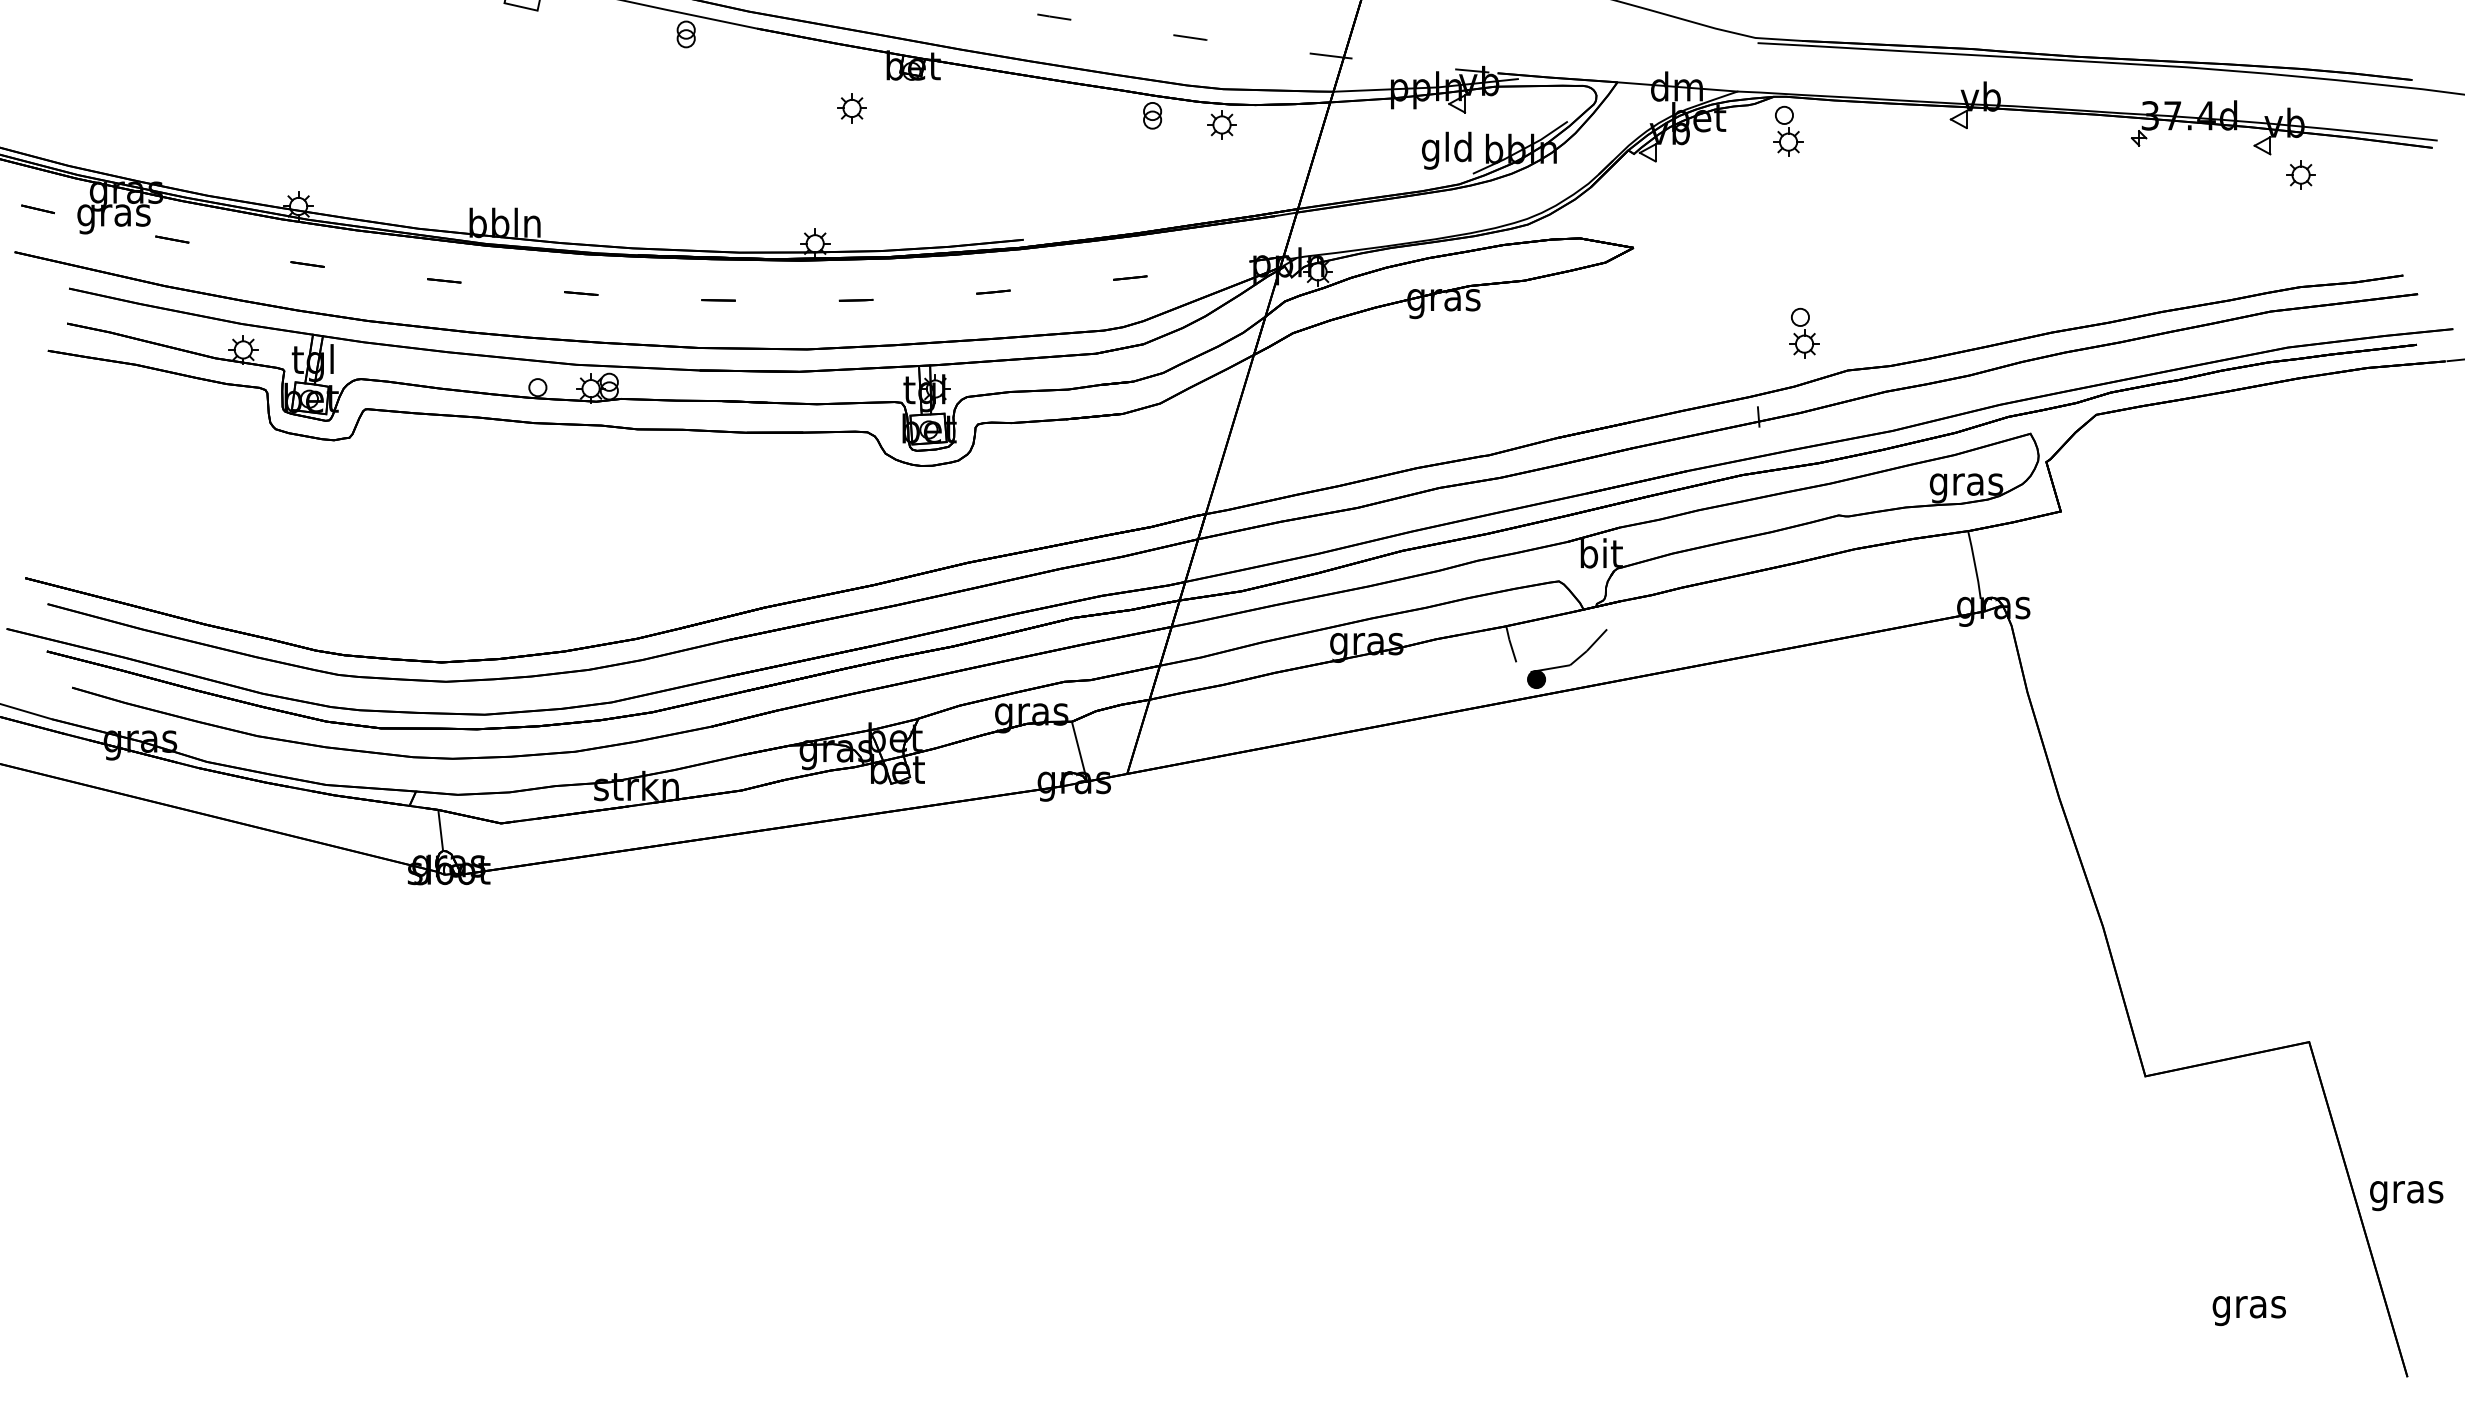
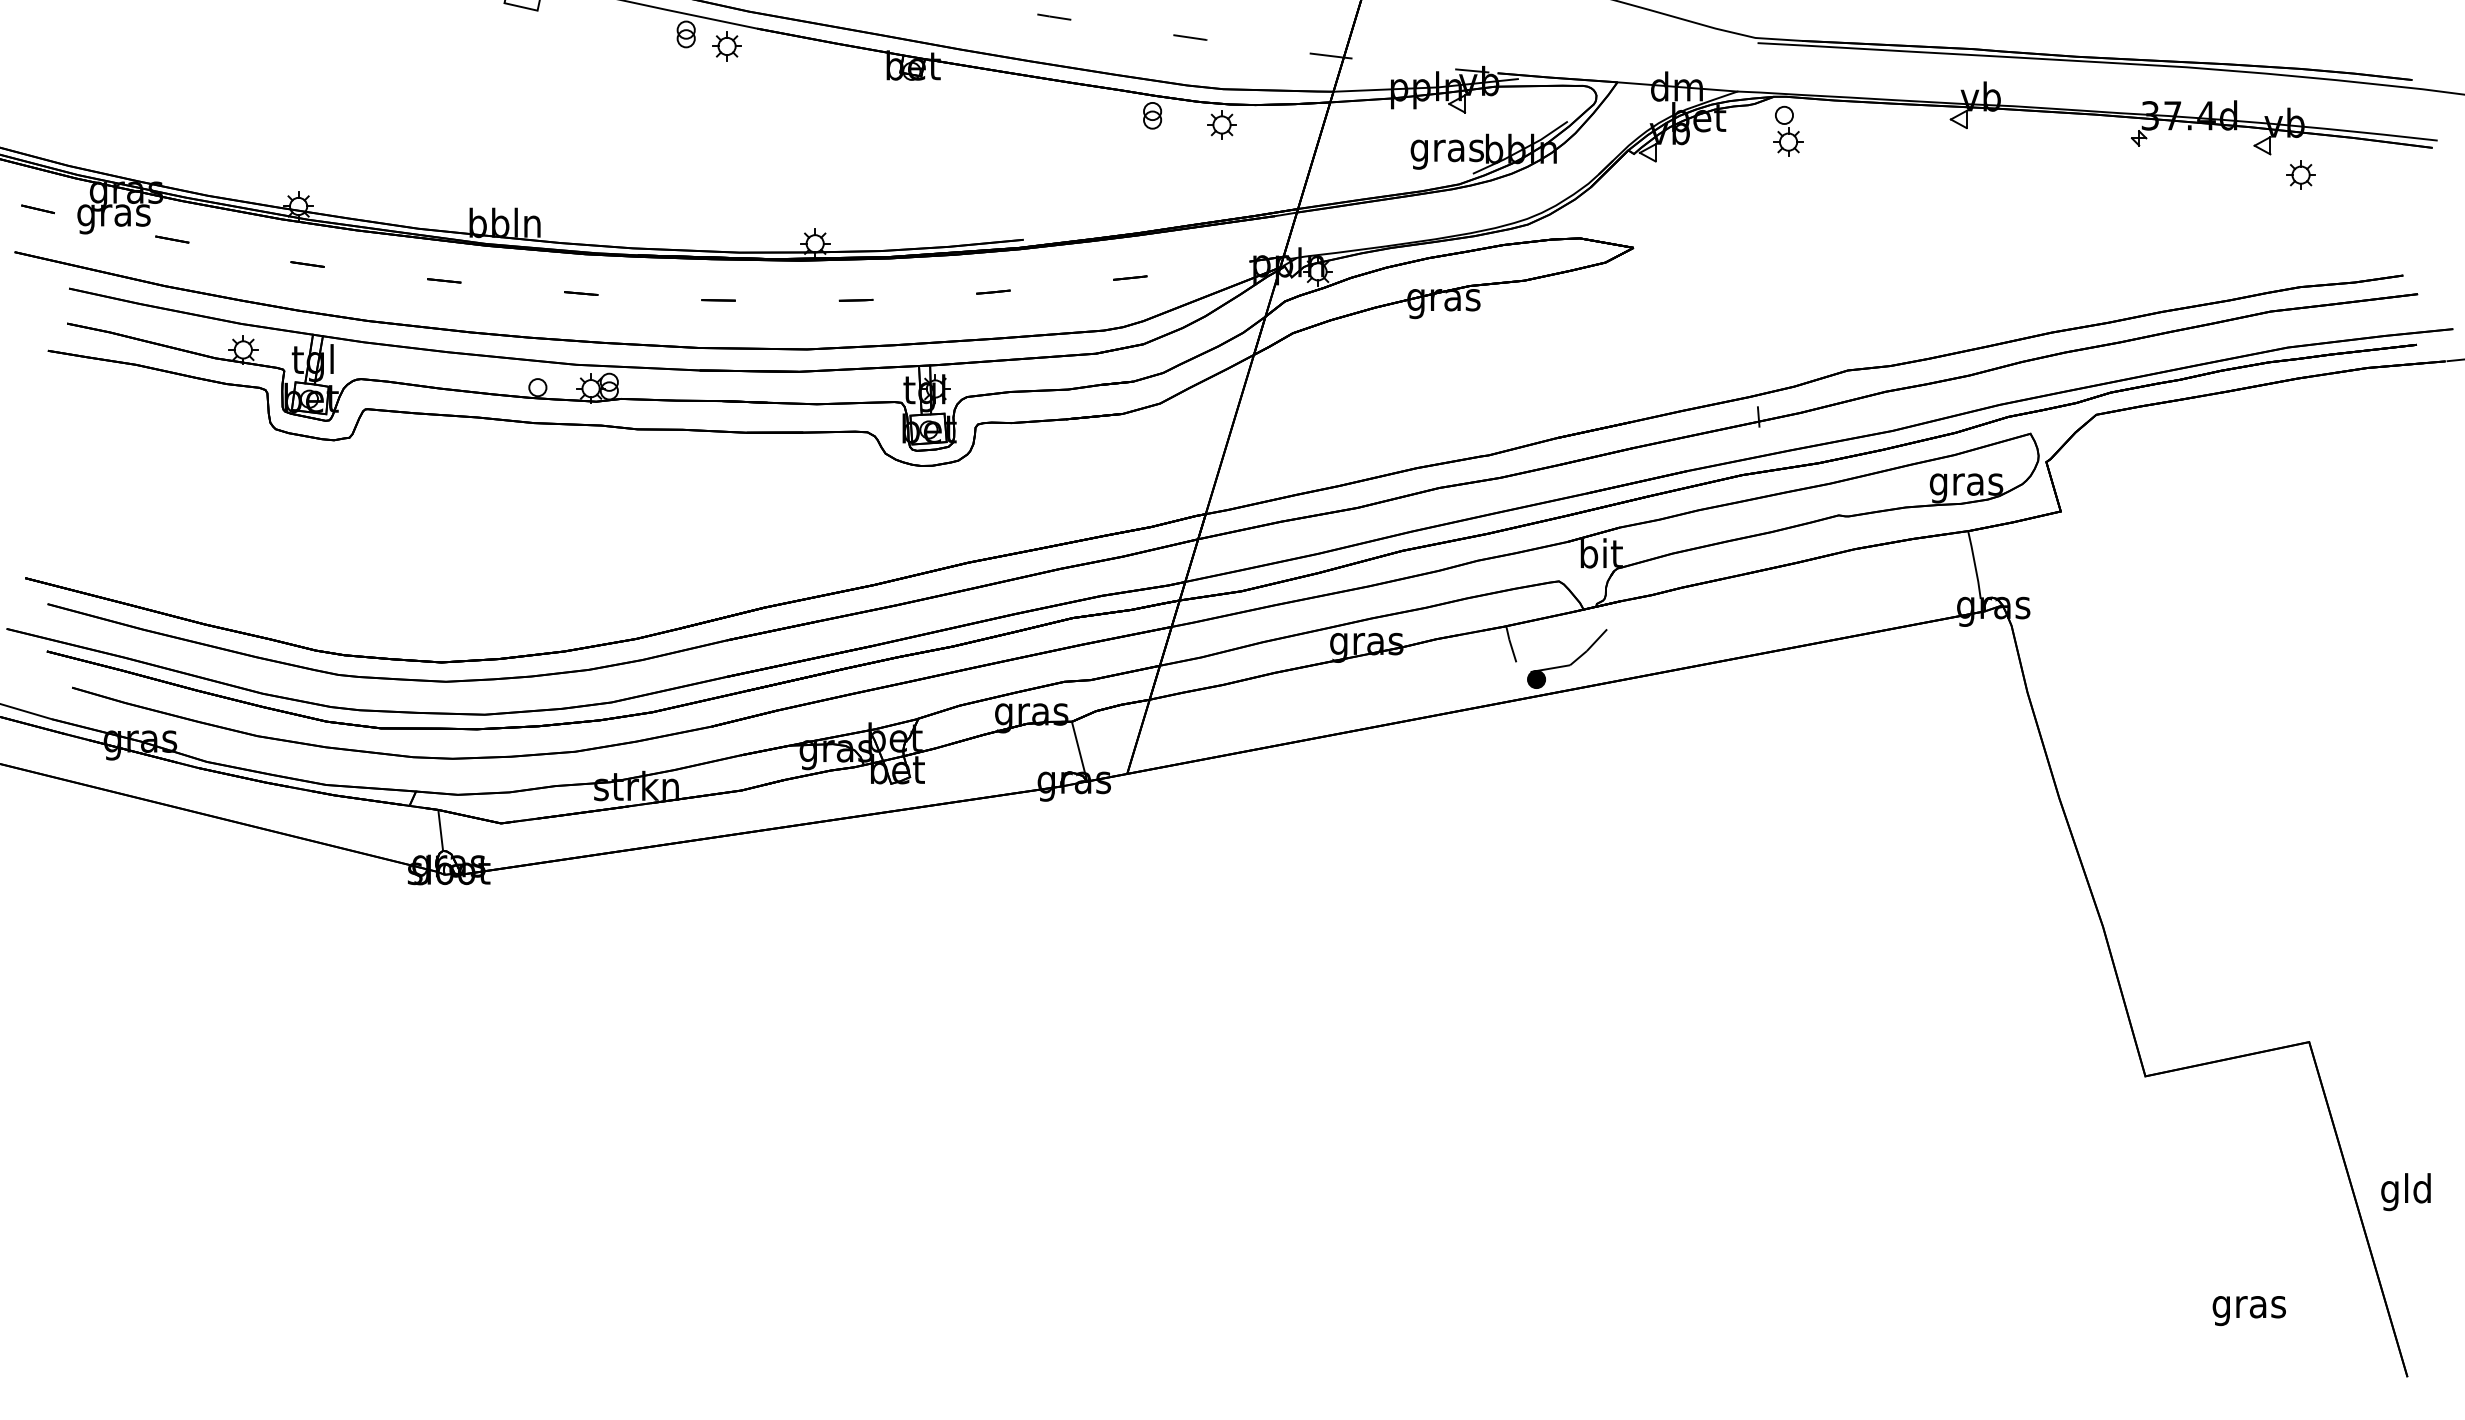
part position: (851, 108) -> (726, 46) (726, 46)
text: gld -> gras (1446, 150)
part: present -> none (1804, 332)
text: gras -> gld (2406, 1192)
